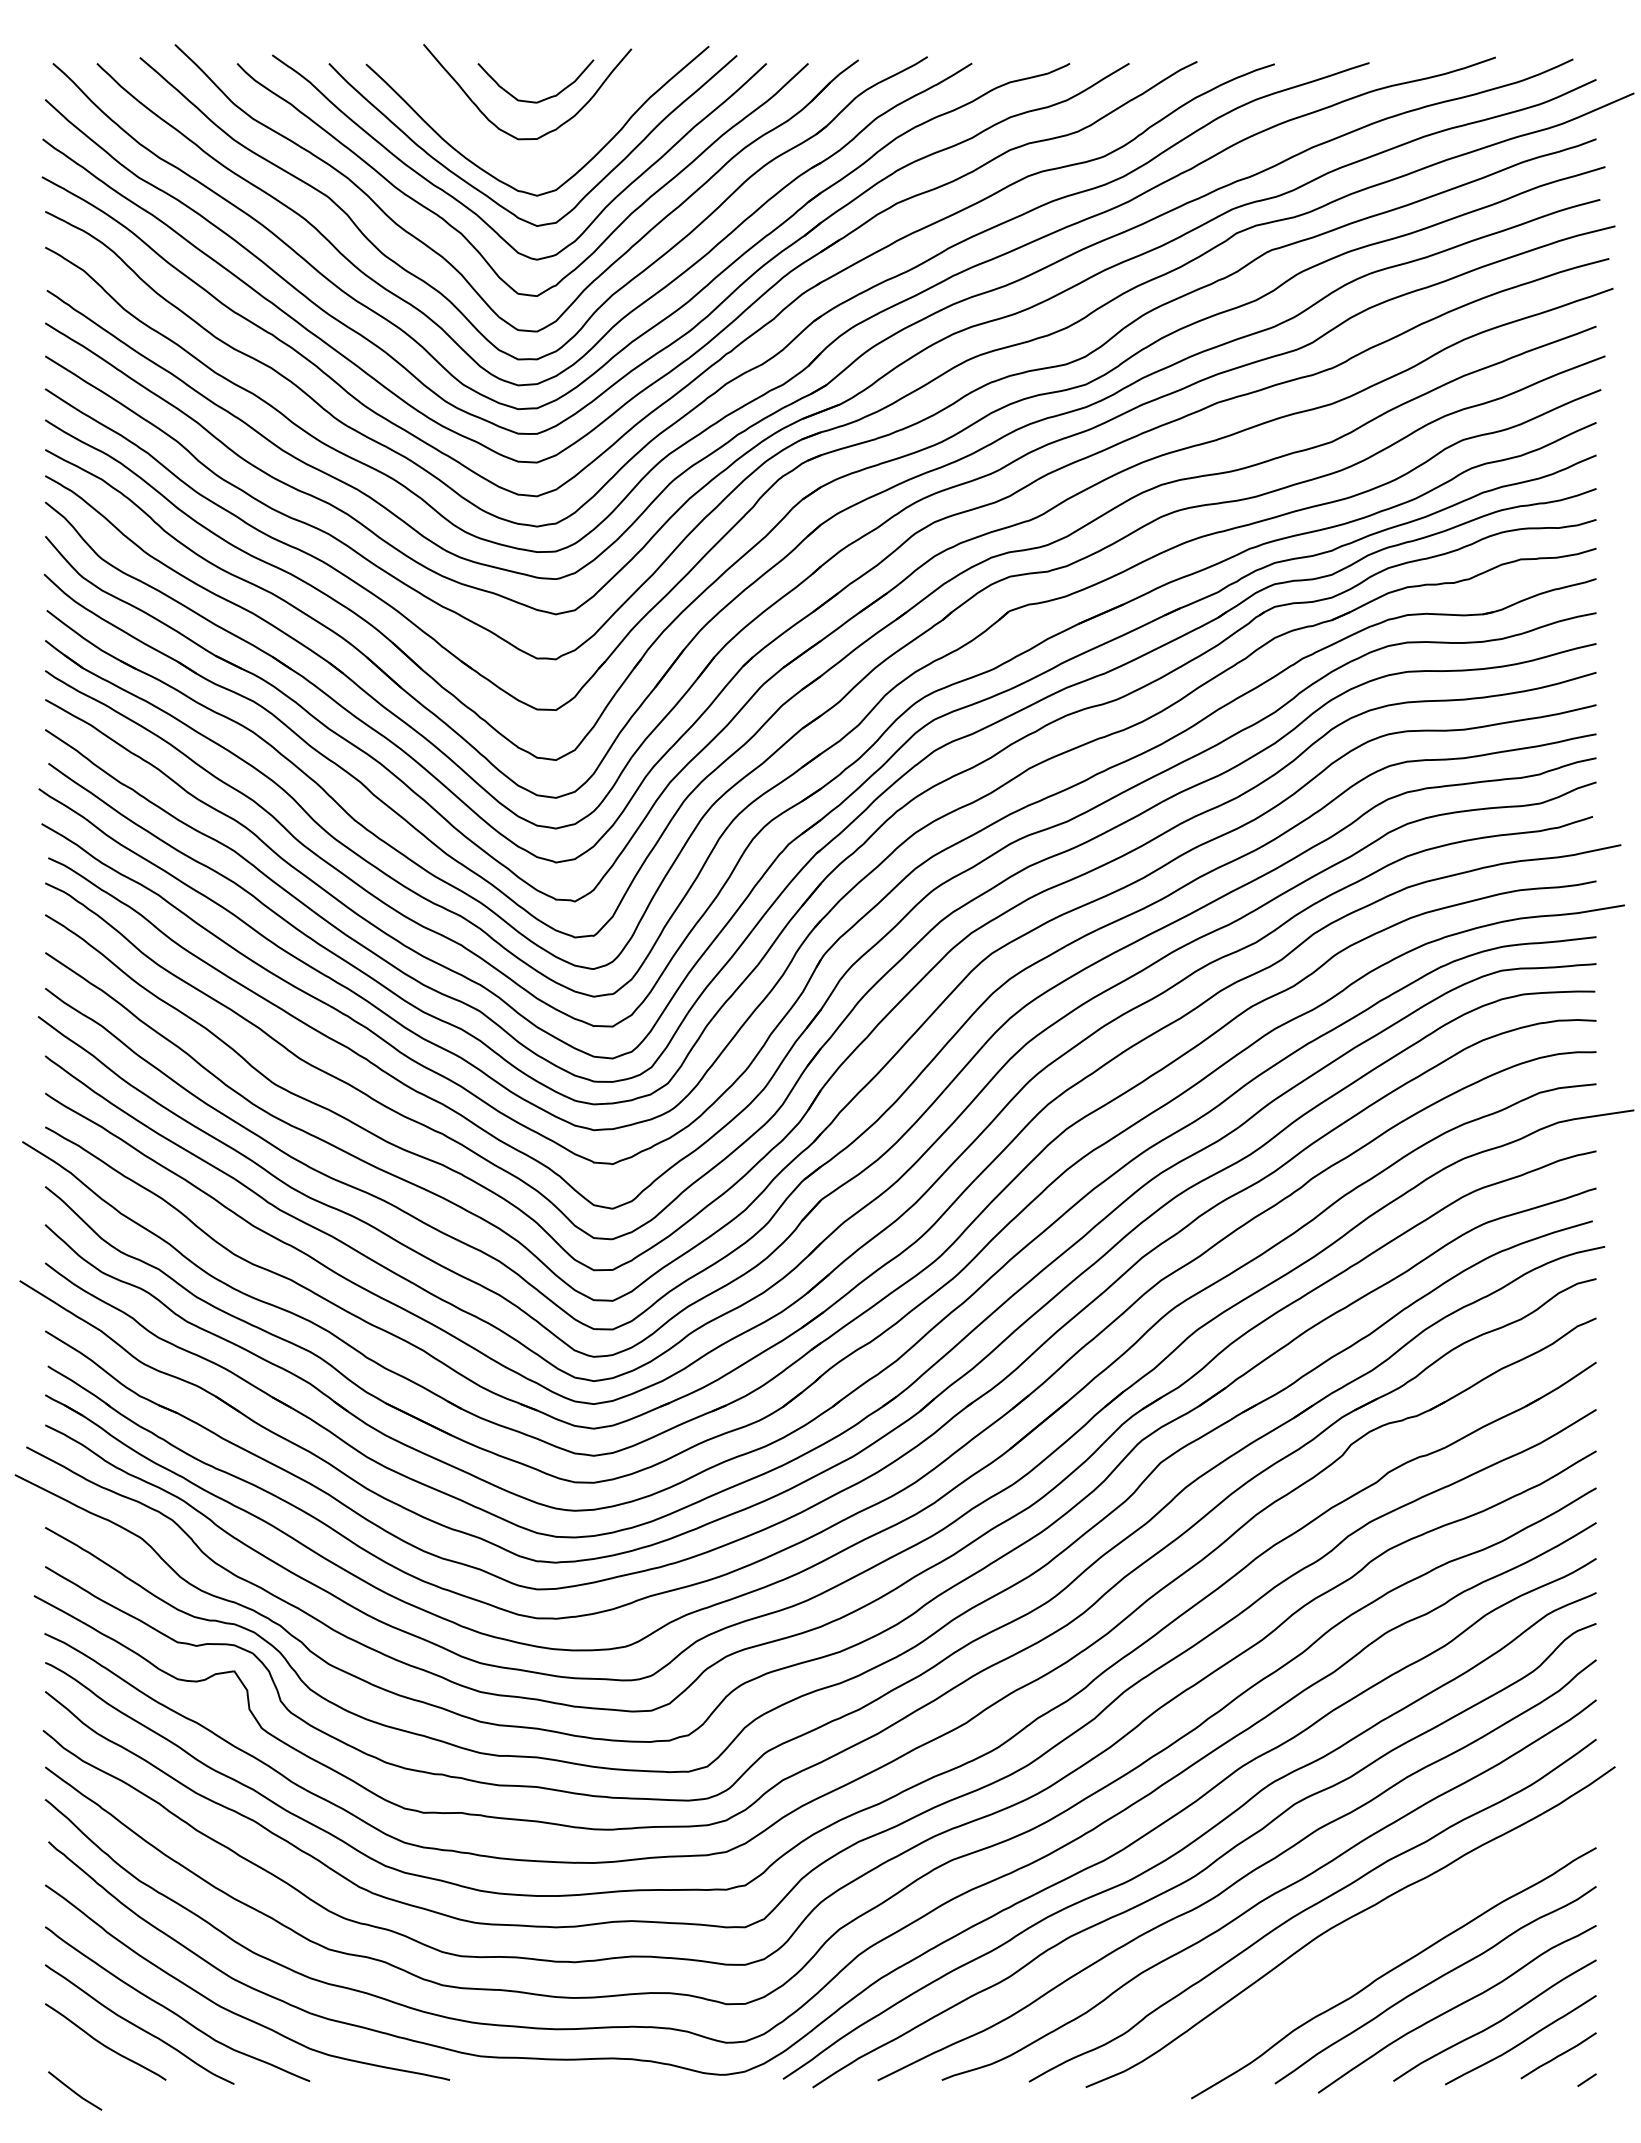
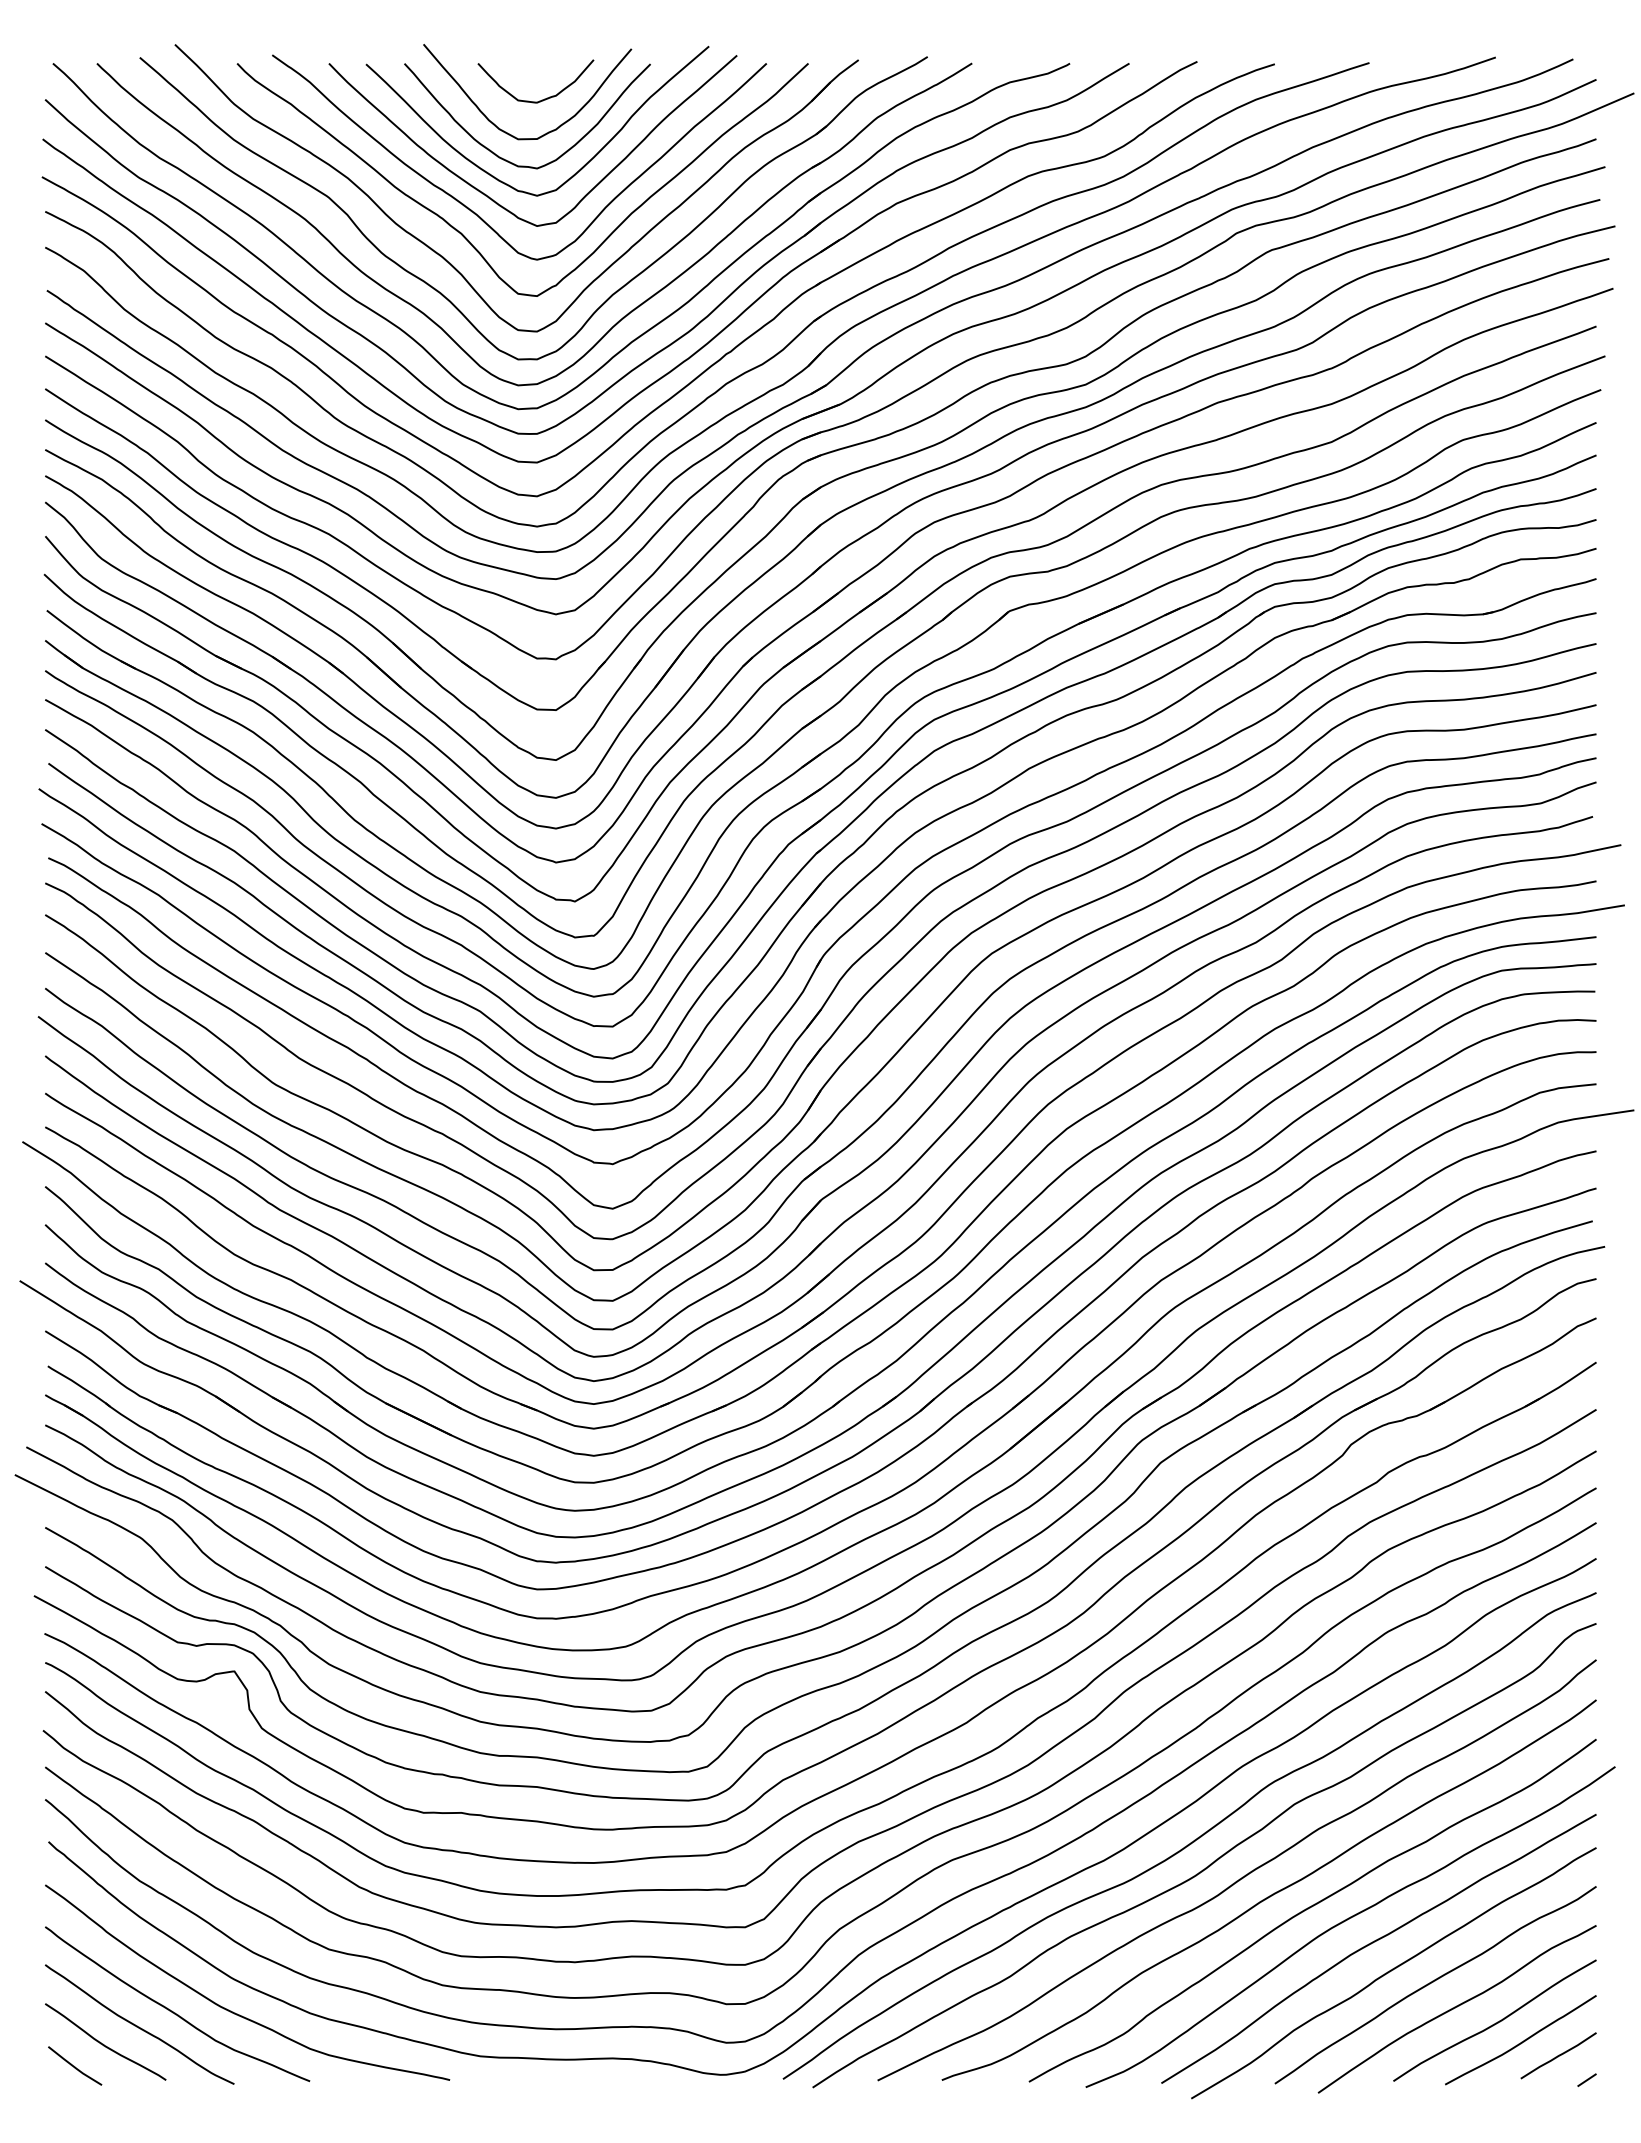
curve: none -> present (506, 159)
curve: none -> present (1375, 1942)
line position: (75, 2091) -> (75, 2066) (75, 2066)
